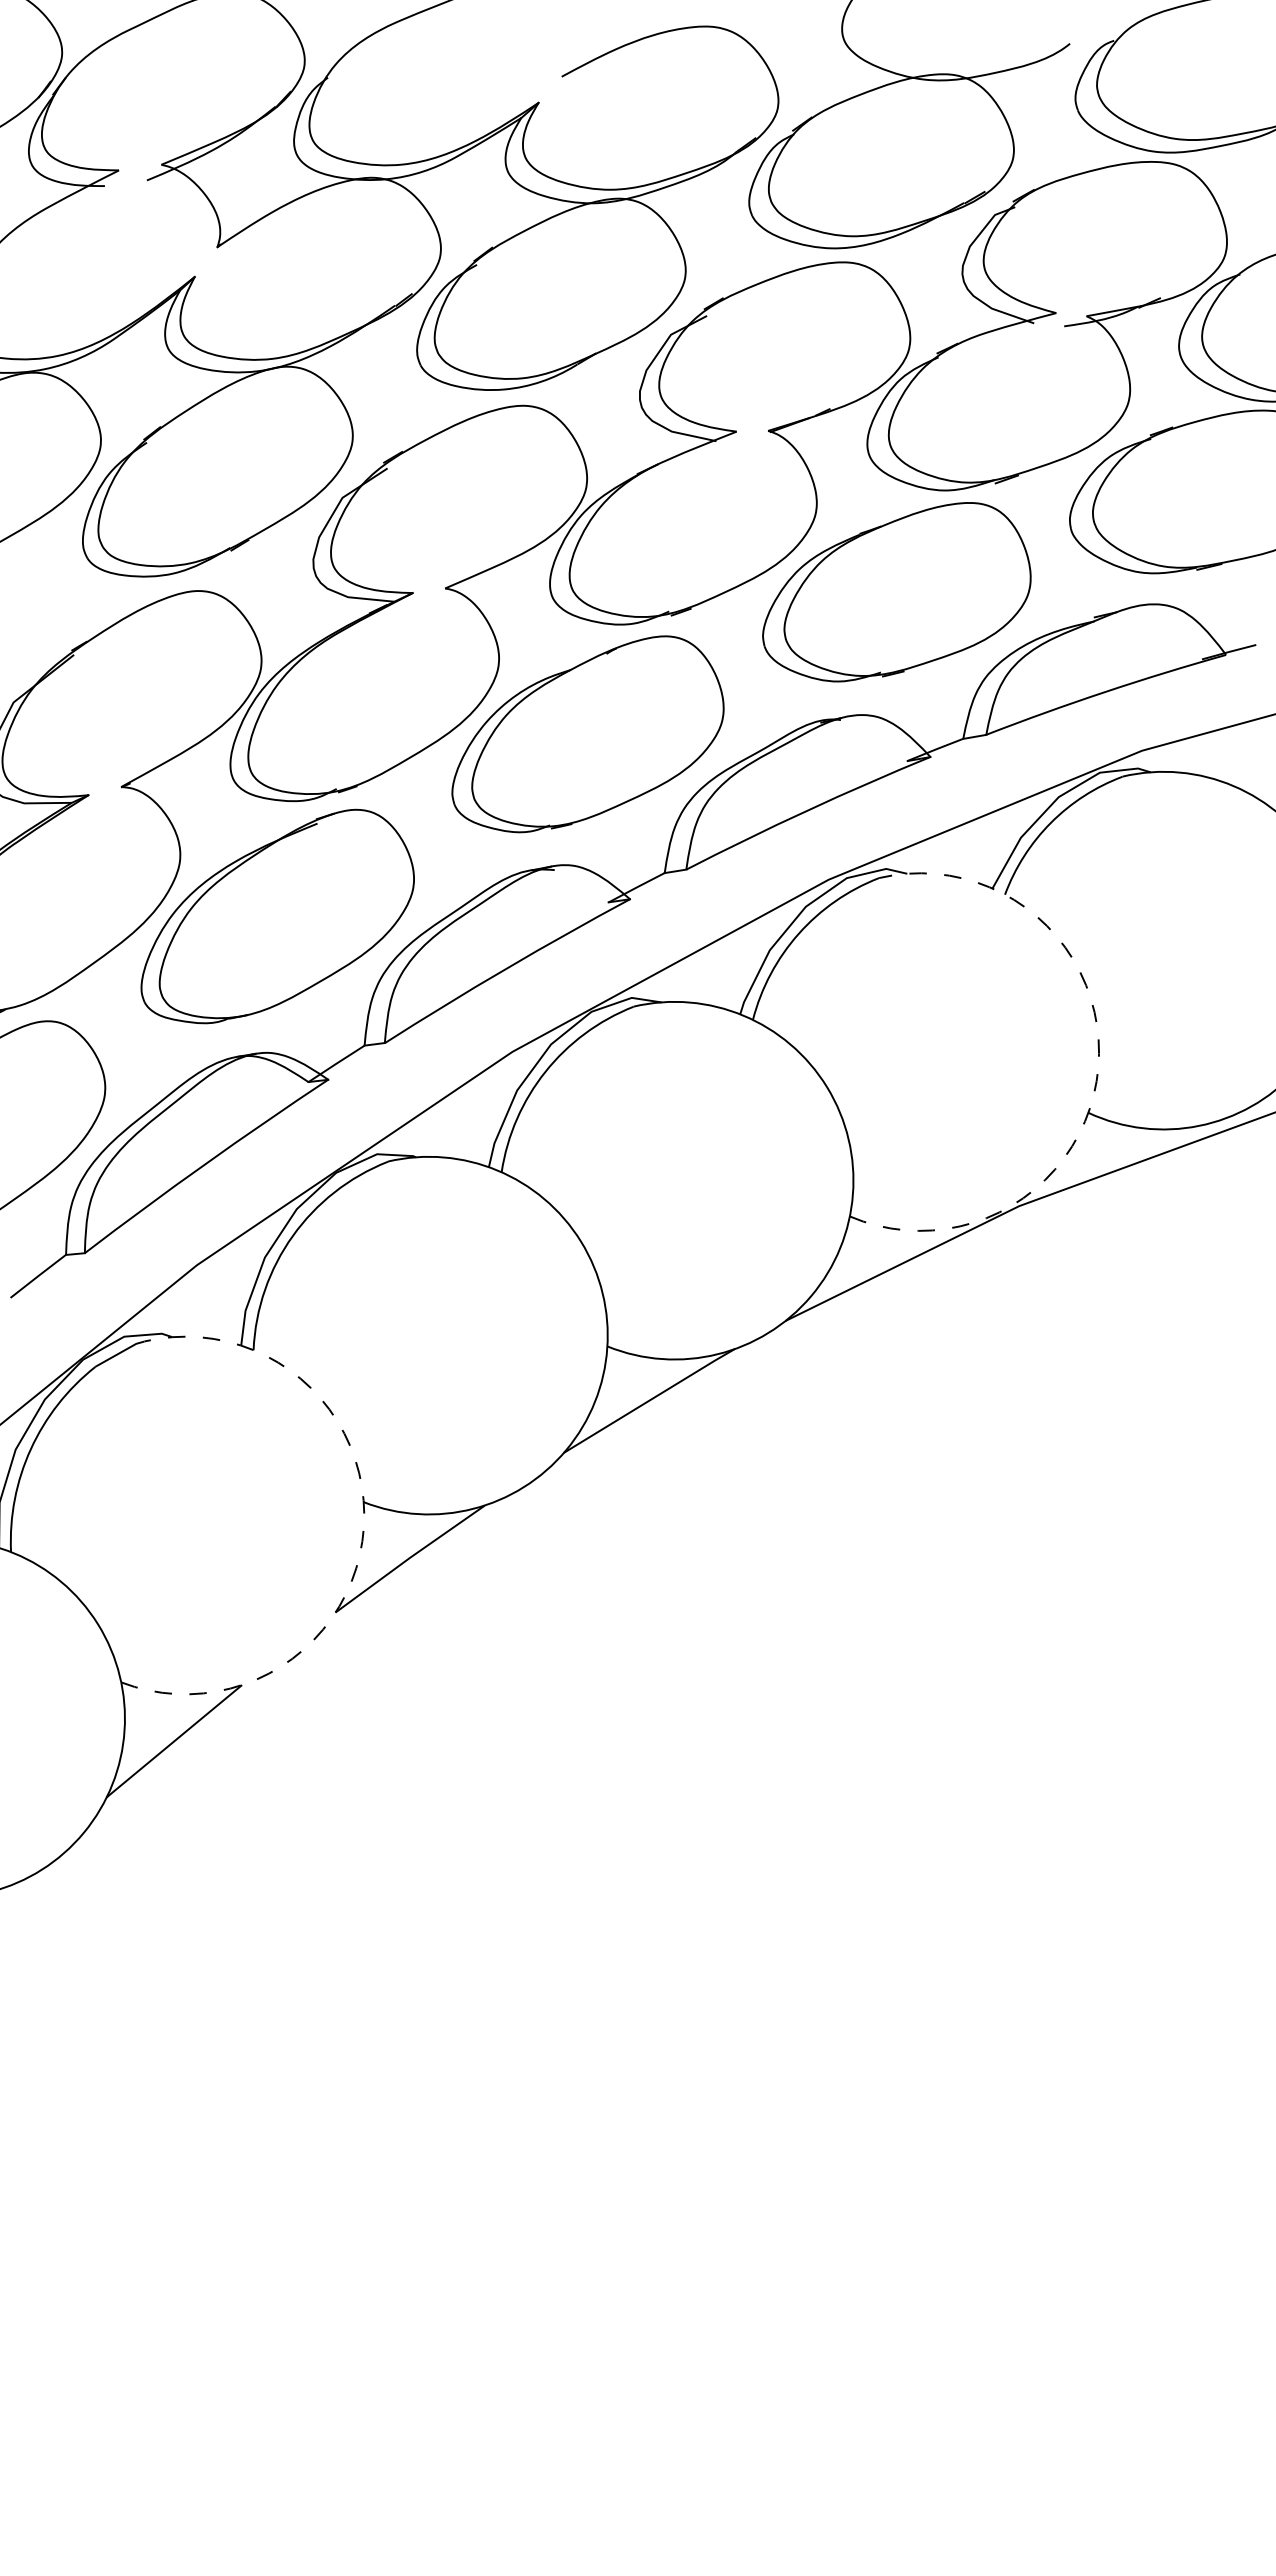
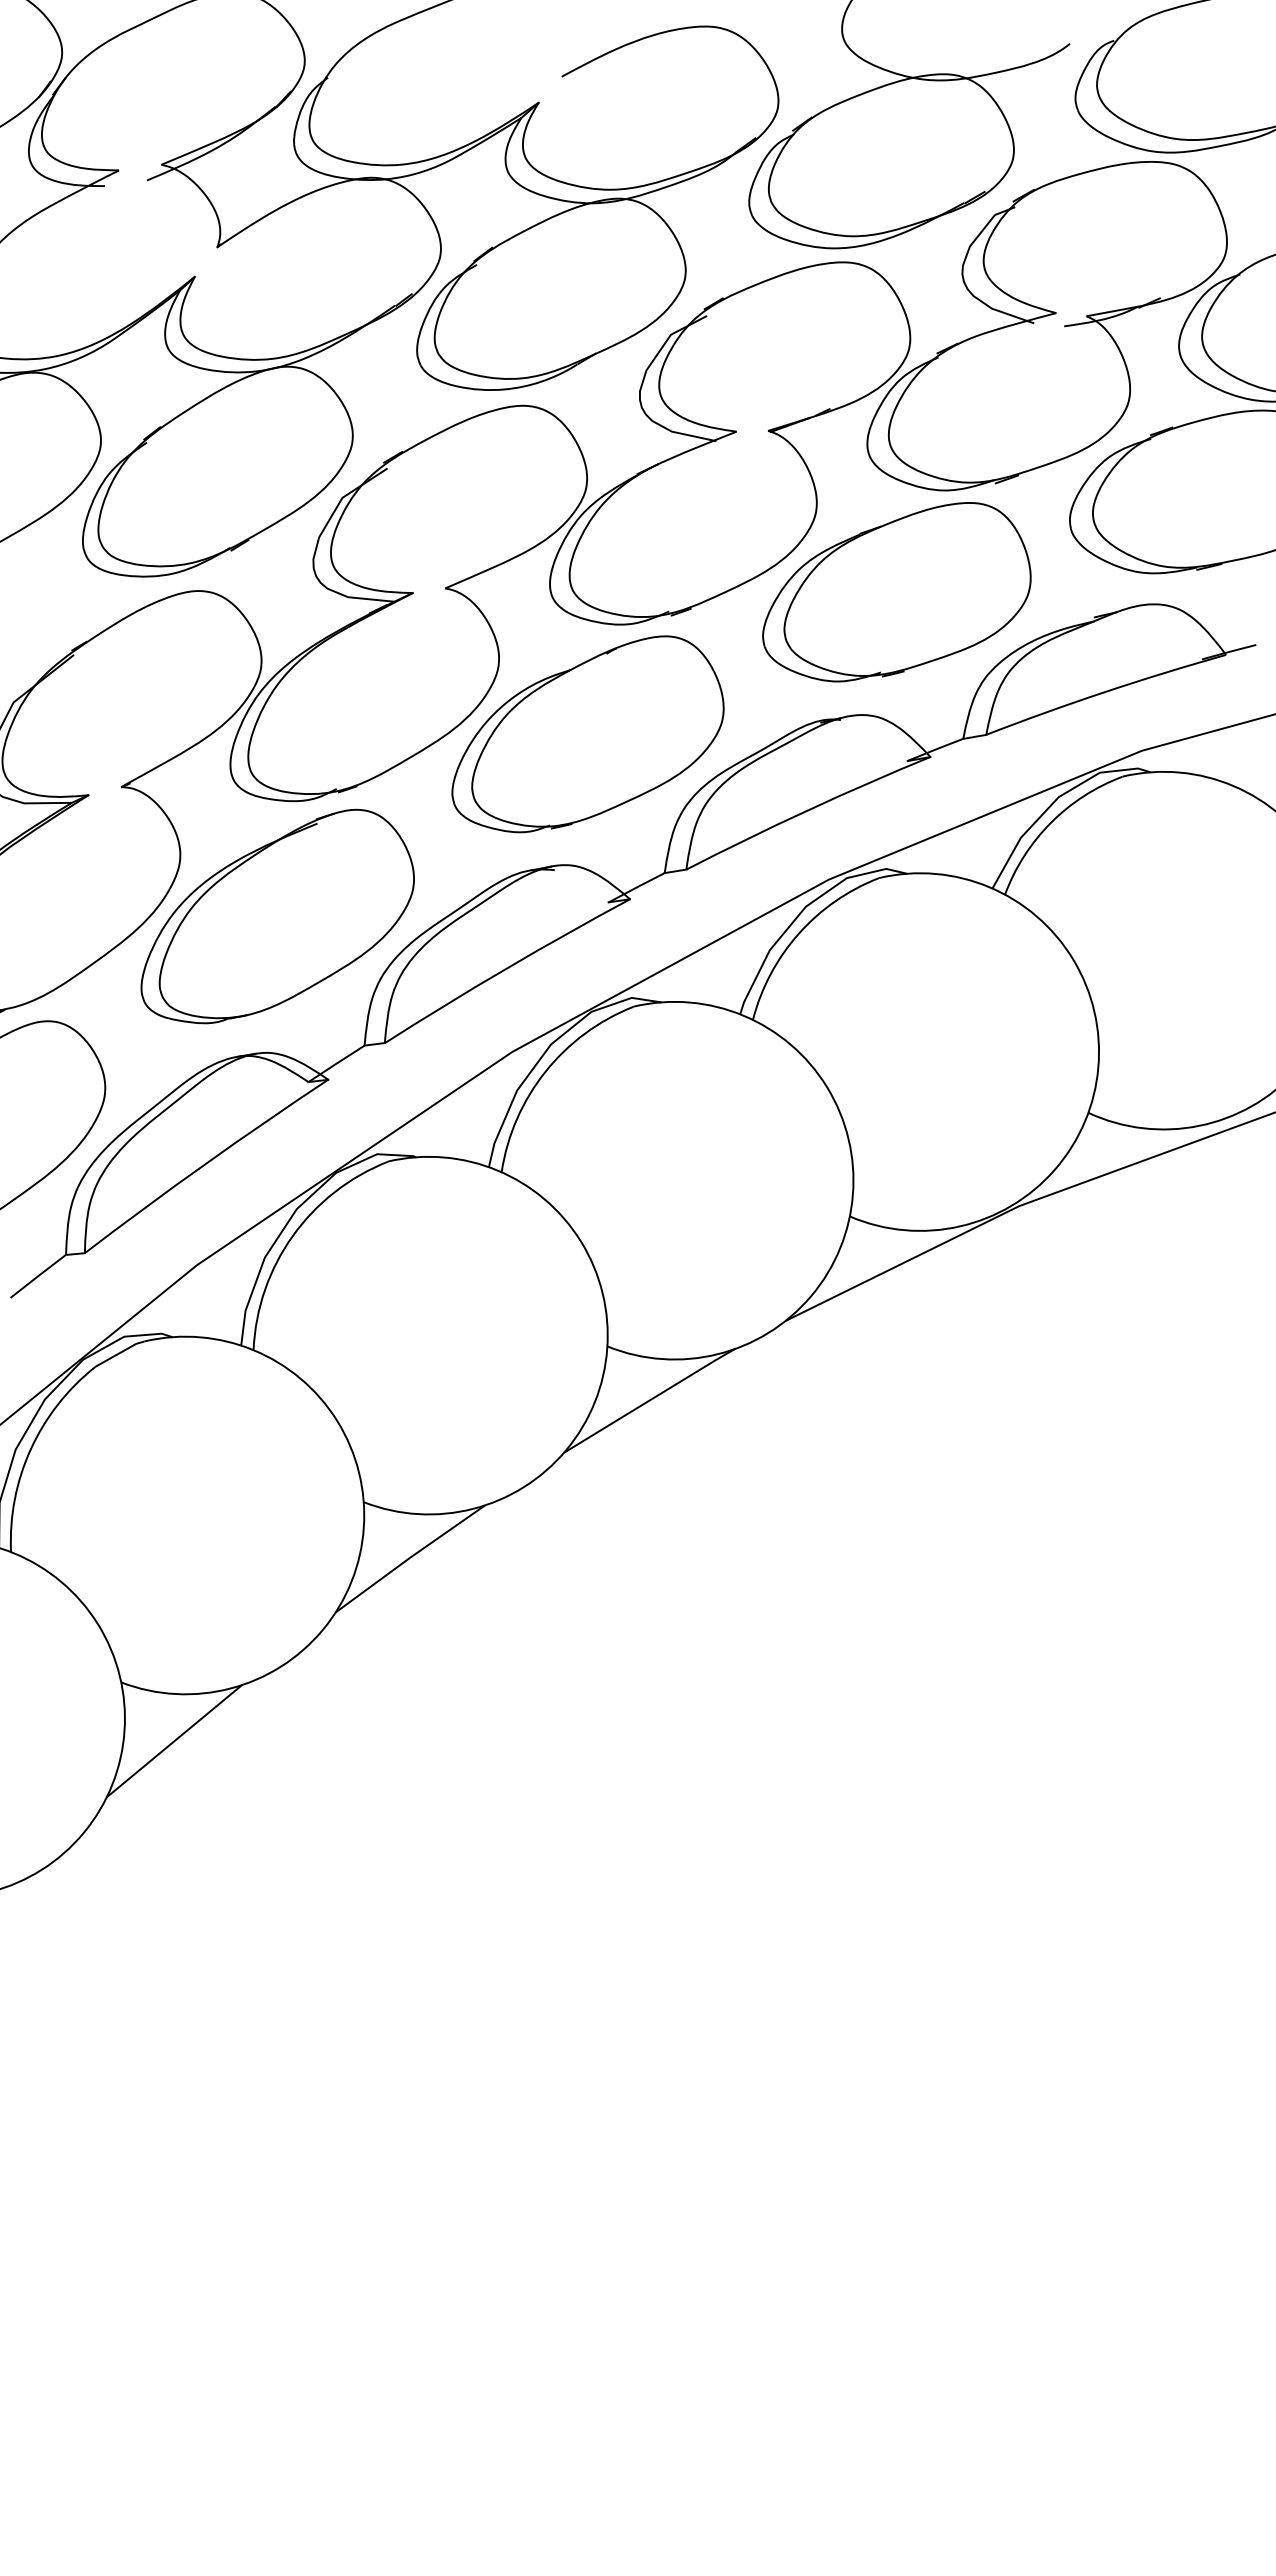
arc: dashed -> solid (1098, 1067)
arc: dashed -> solid (363, 1527)
